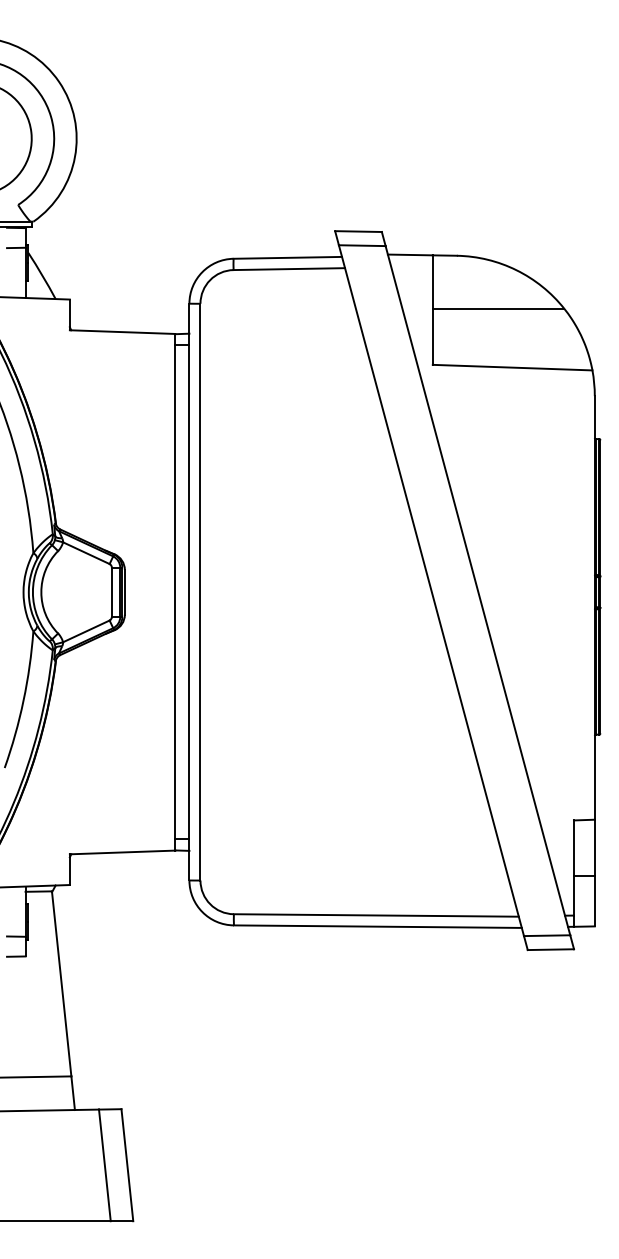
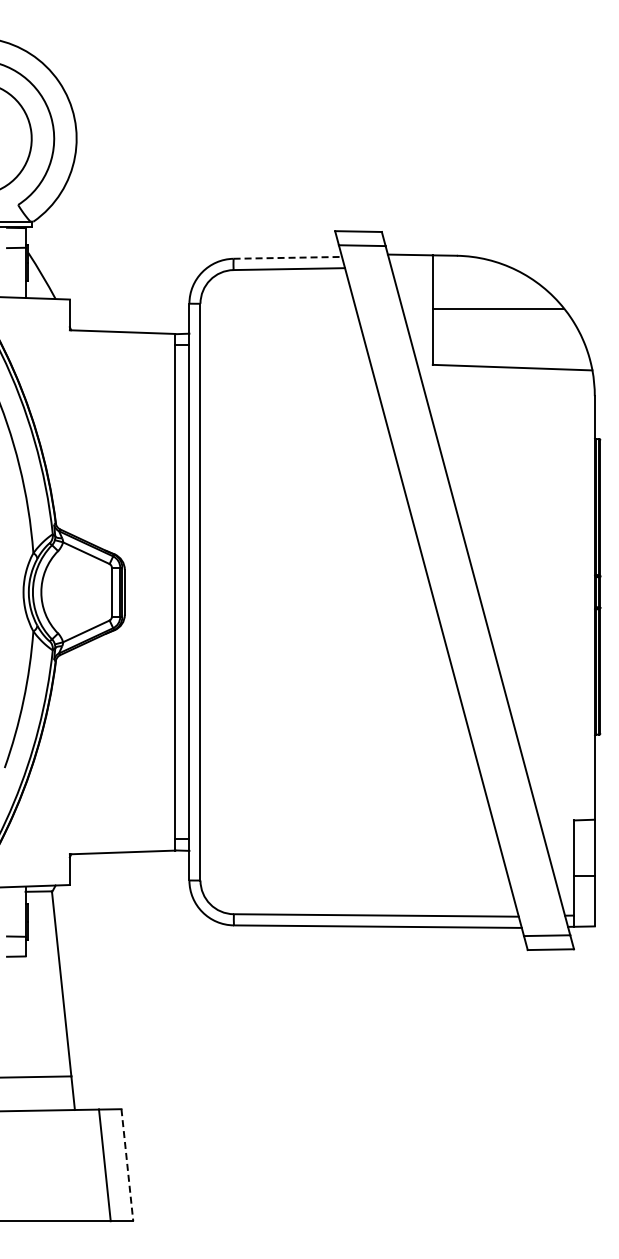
line: solid -> dashed (288, 257)
line: solid -> dashed (127, 1165)
